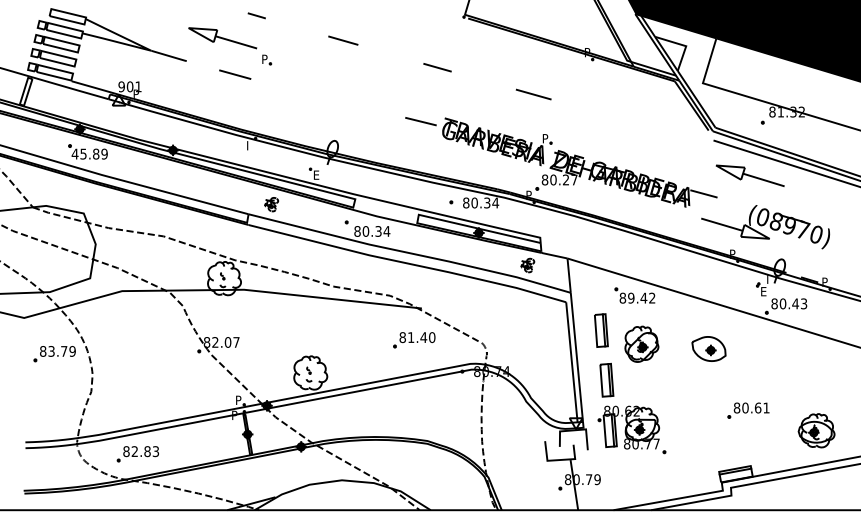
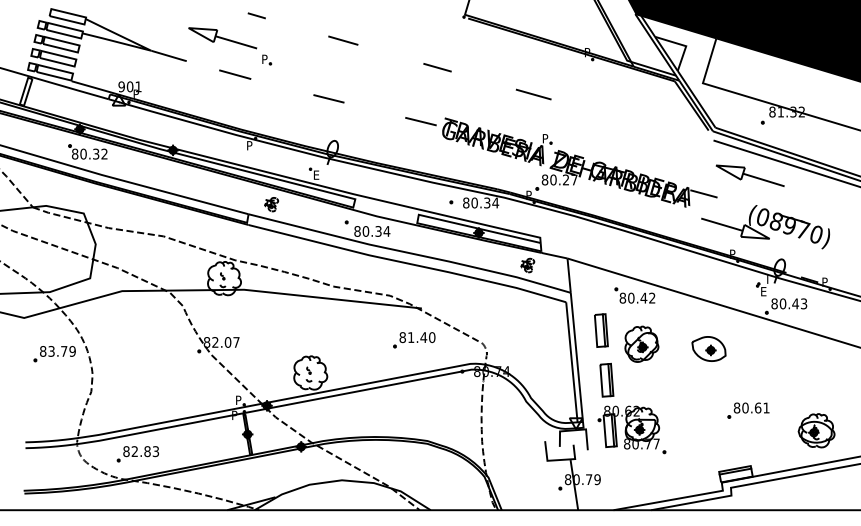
line: none -> present (328, 98)
text: I -> P (250, 143)
text: 45.89 -> 80.32 (89, 153)
text: 89.42 -> 80.42 (631, 298)
